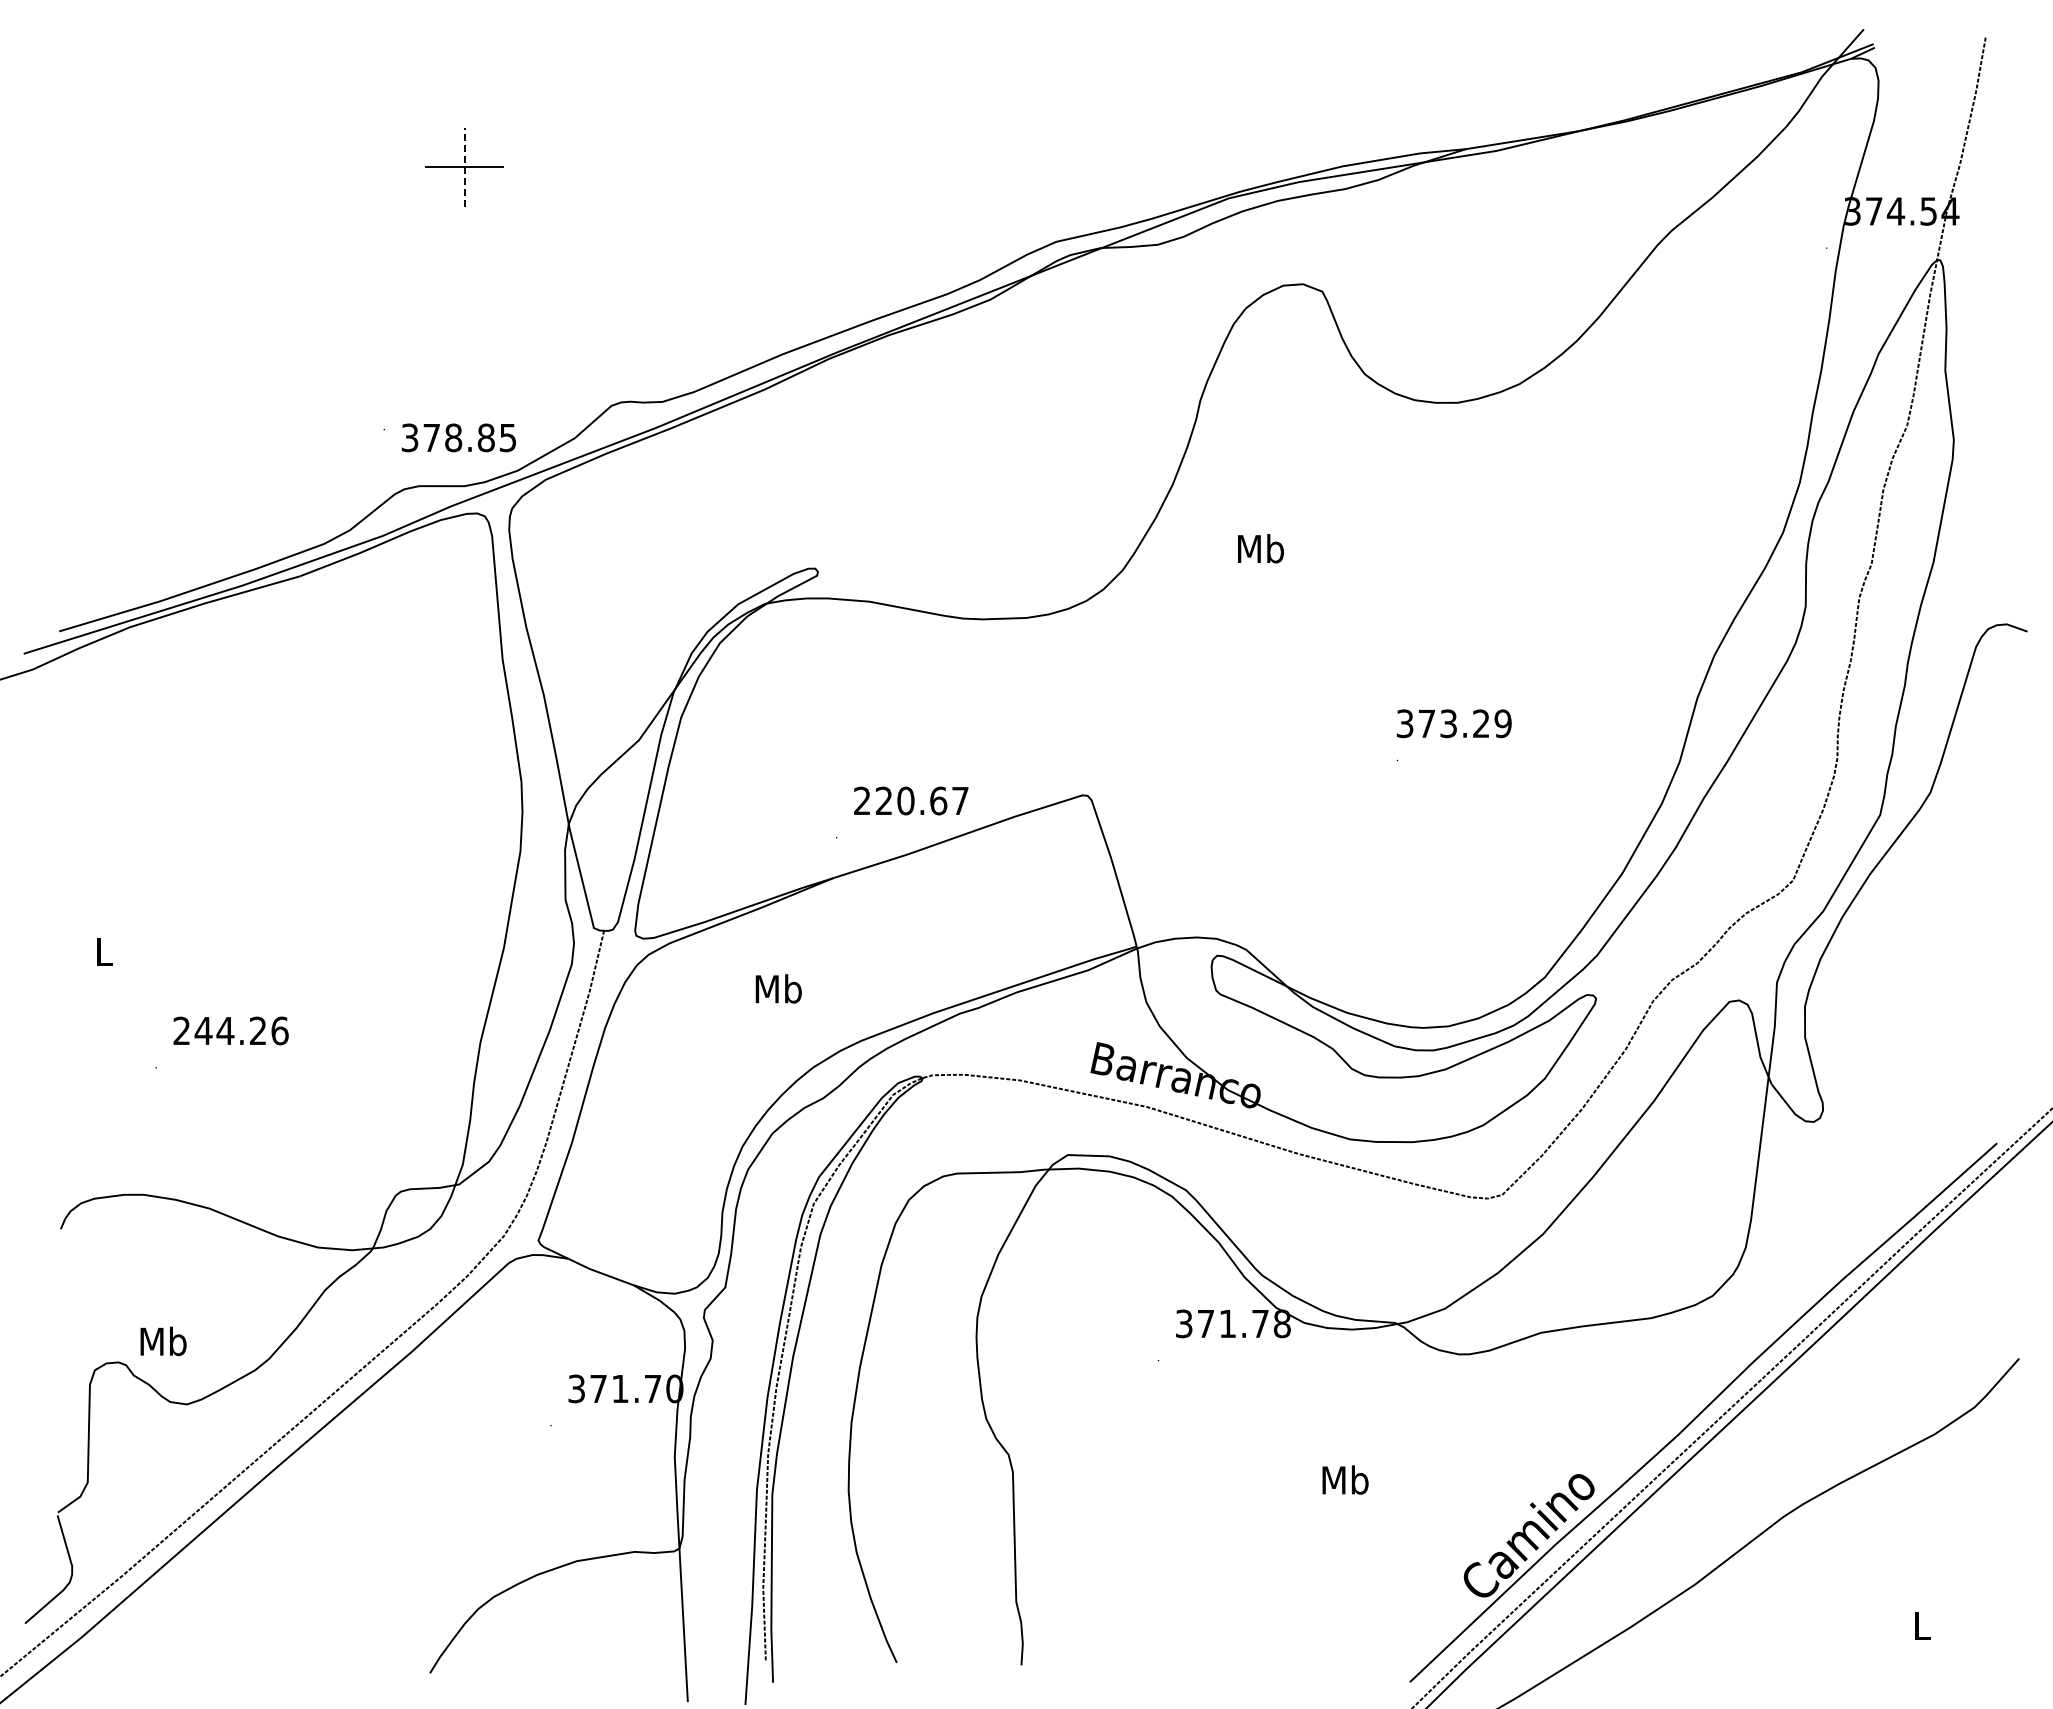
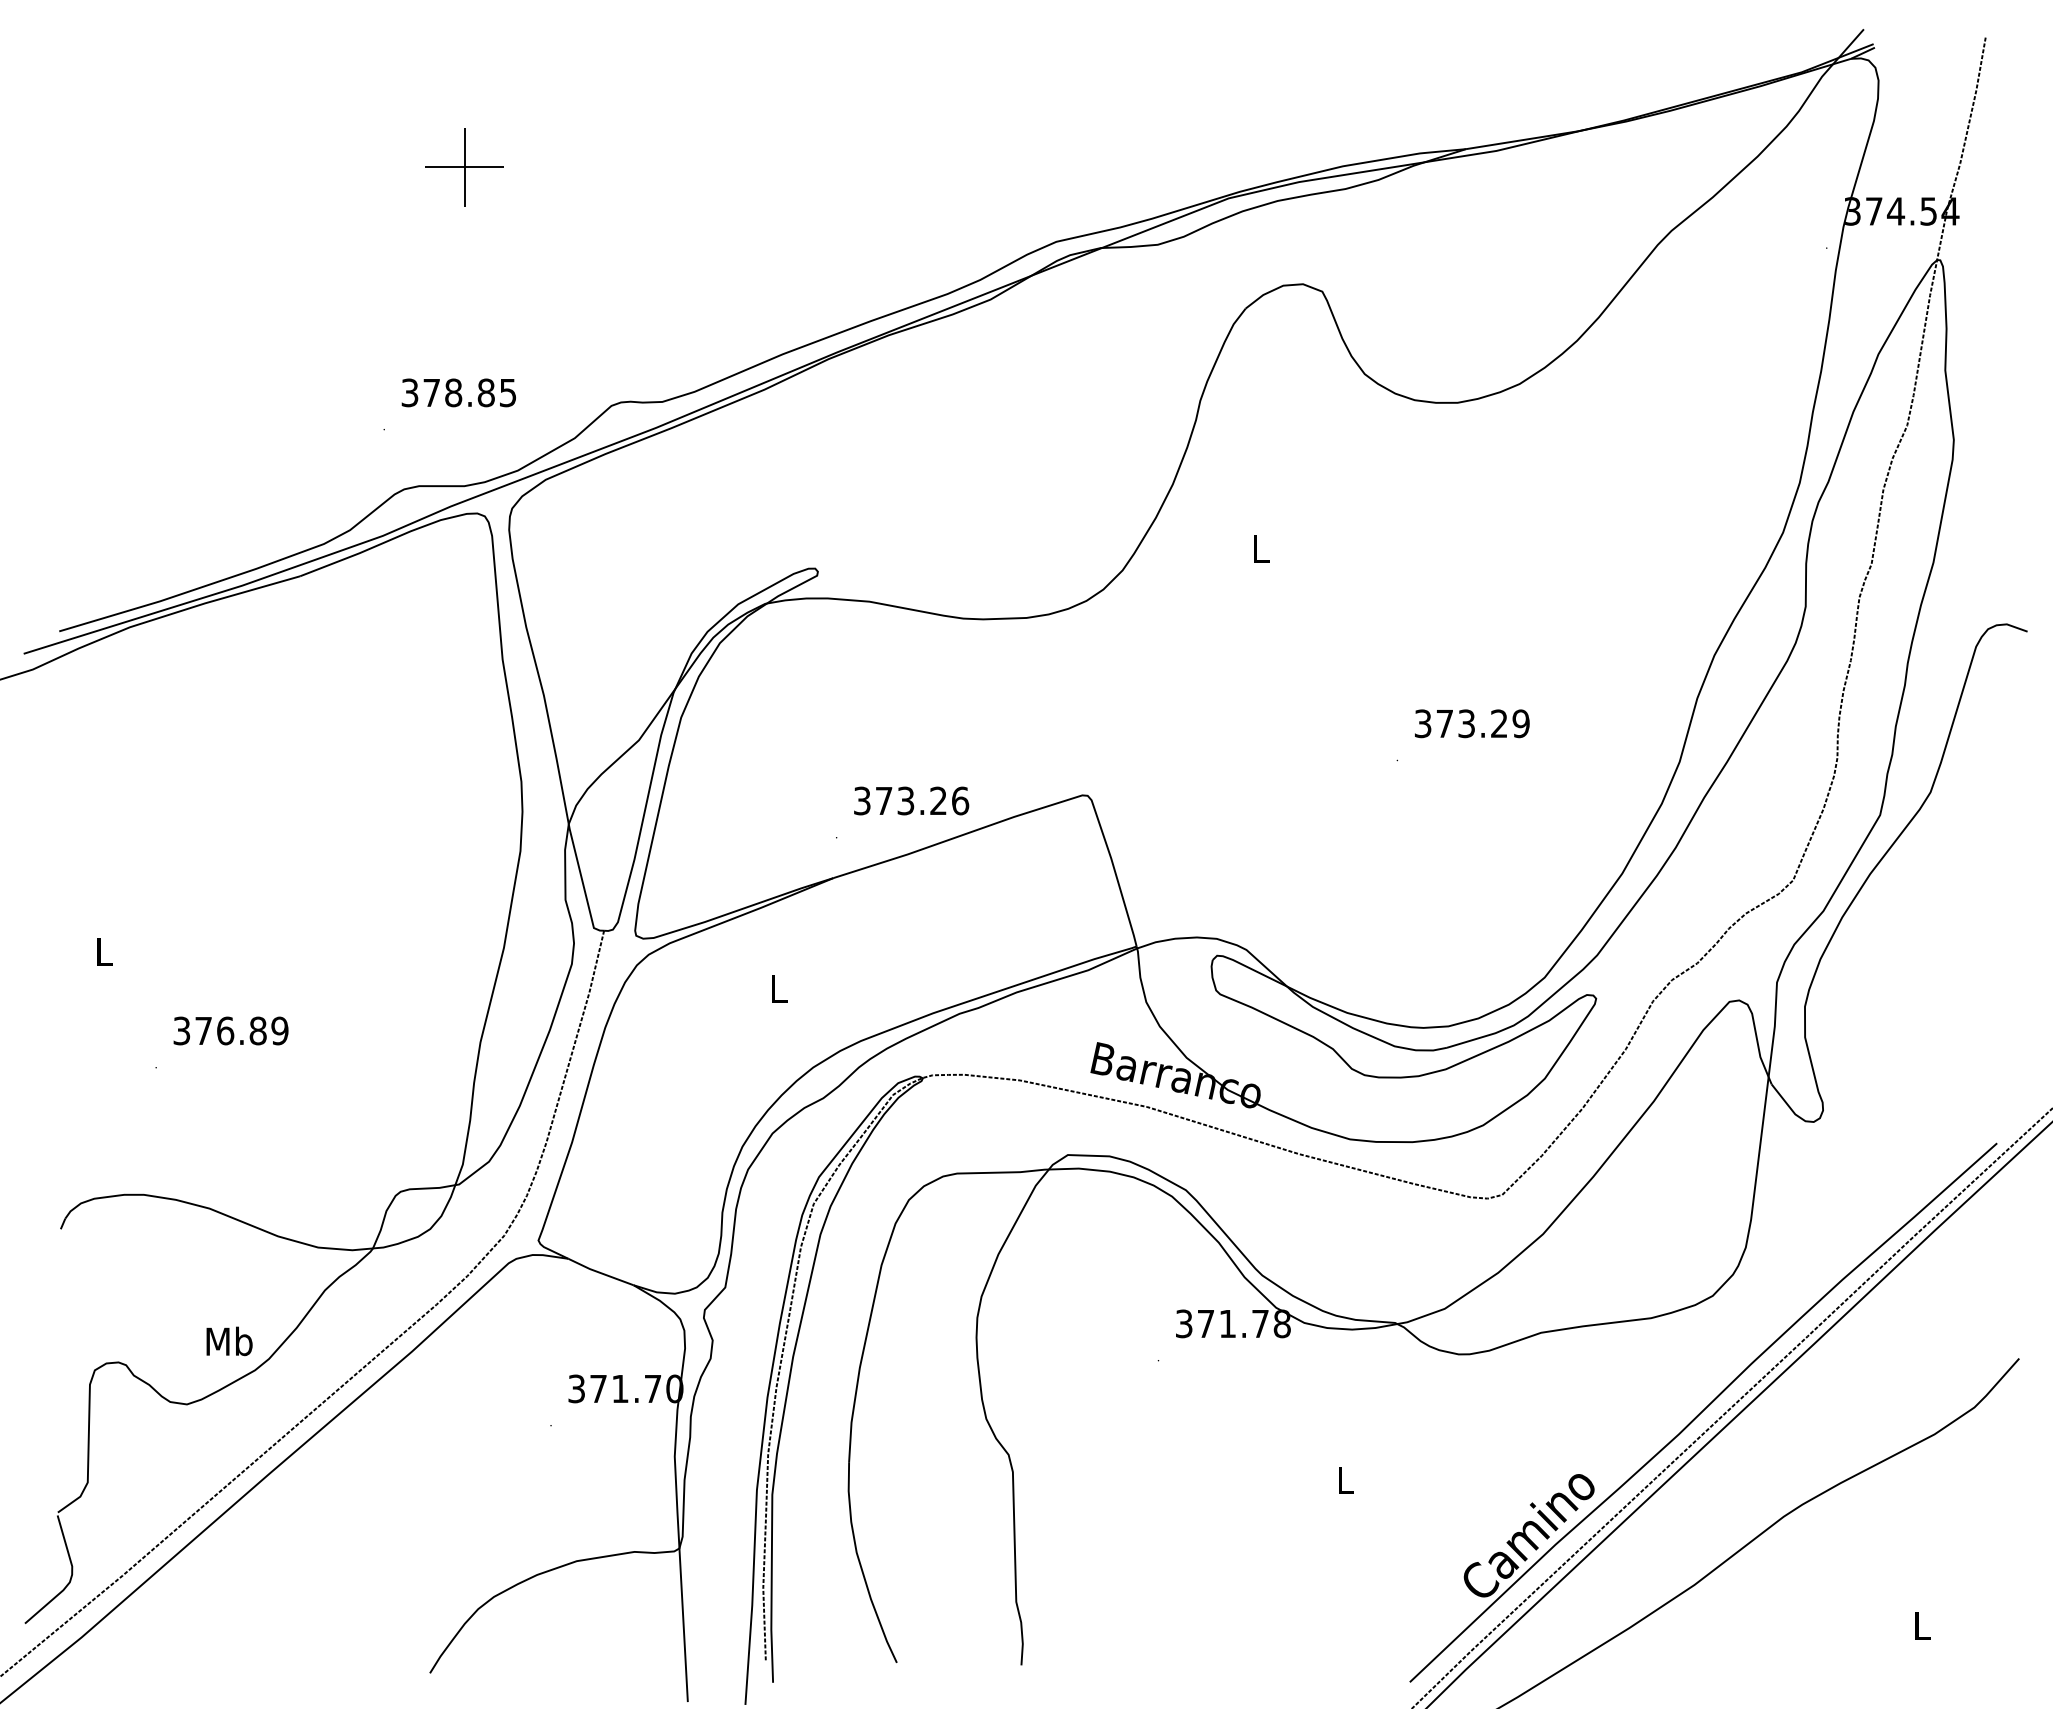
line: dashed -> solid (464, 167)
text position: (458, 437) -> (458, 392) (458, 392)
text: Mb -> L (1260, 548)
text position: (1454, 723) -> (1472, 723) (1472, 723)
text: 220.67 -> 373.26 (911, 800)
text: Mb -> L (778, 988)
text: 244.26 -> 376.89 (230, 1030)
text position: (163, 1341) -> (229, 1341) (229, 1341)
text: Mb -> L (1345, 1479)
